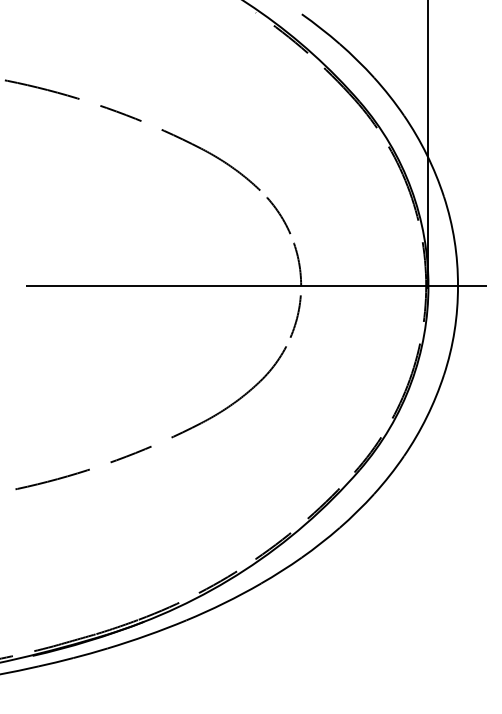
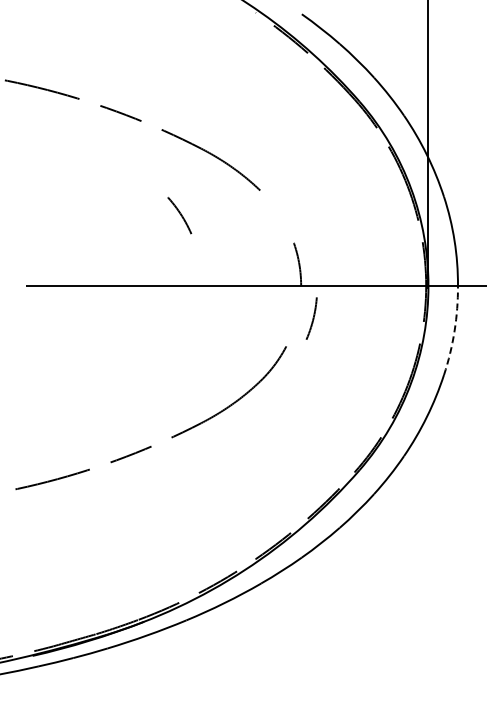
arc position: (278, 214) -> (179, 214) (179, 214)
arc position: (296, 316) -> (312, 318) (312, 318)
arc: solid -> dashed (454, 331)
